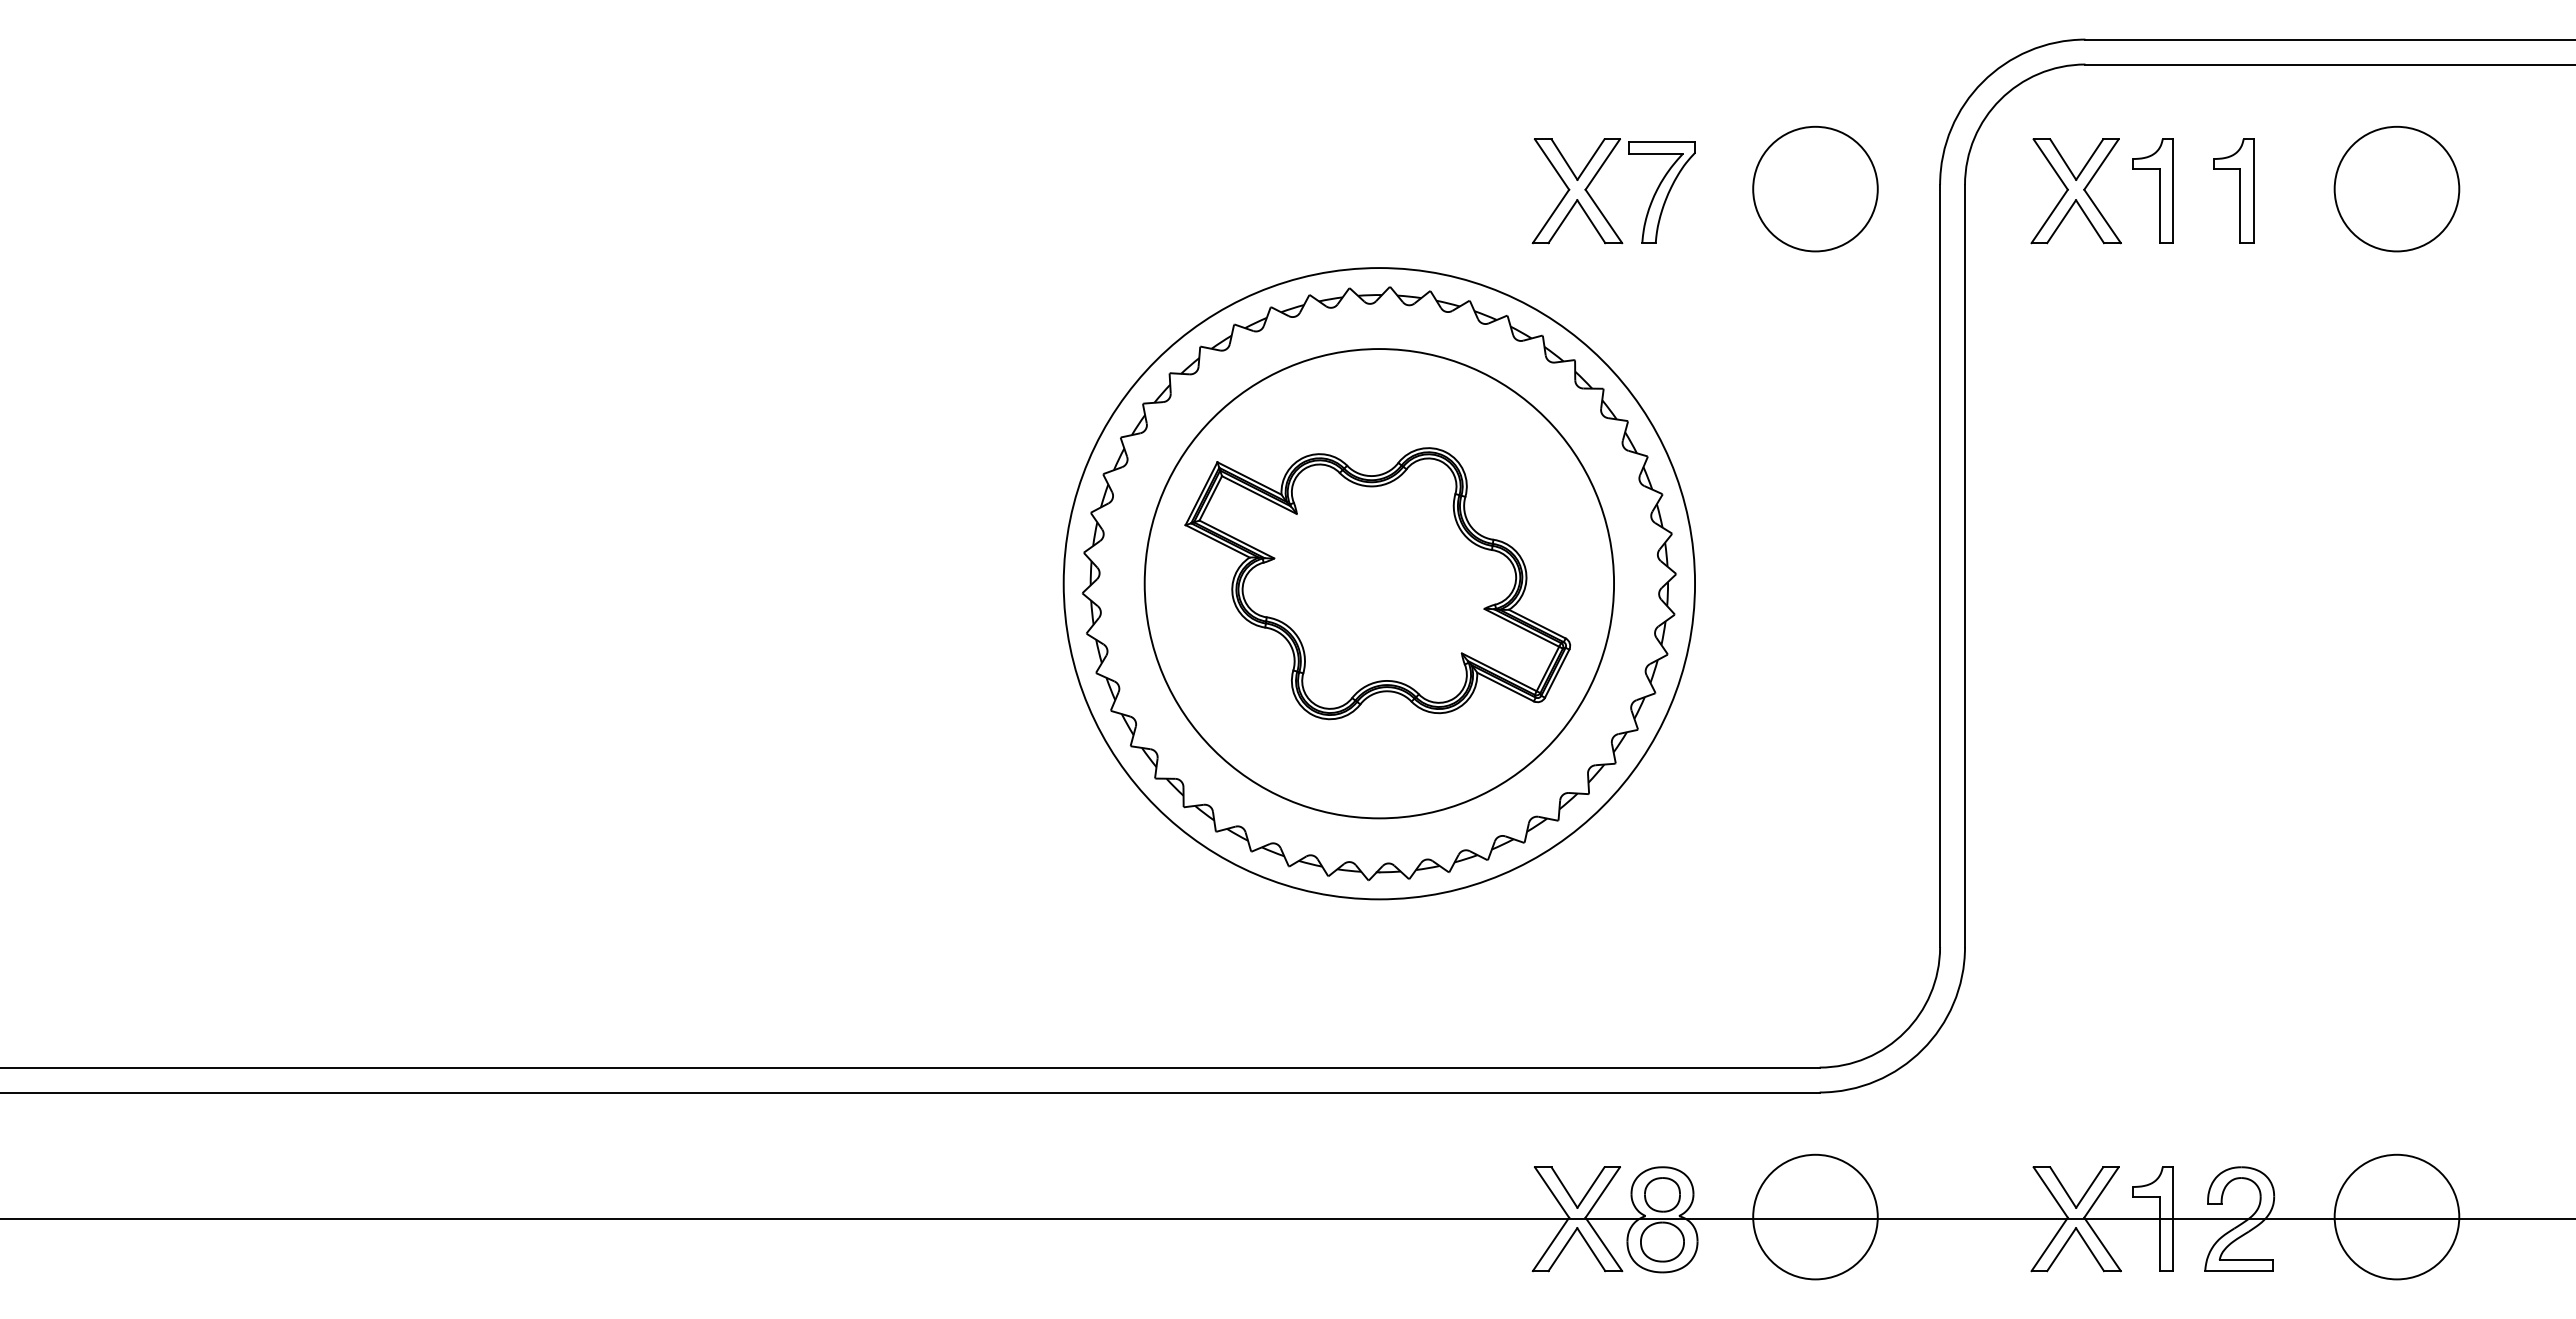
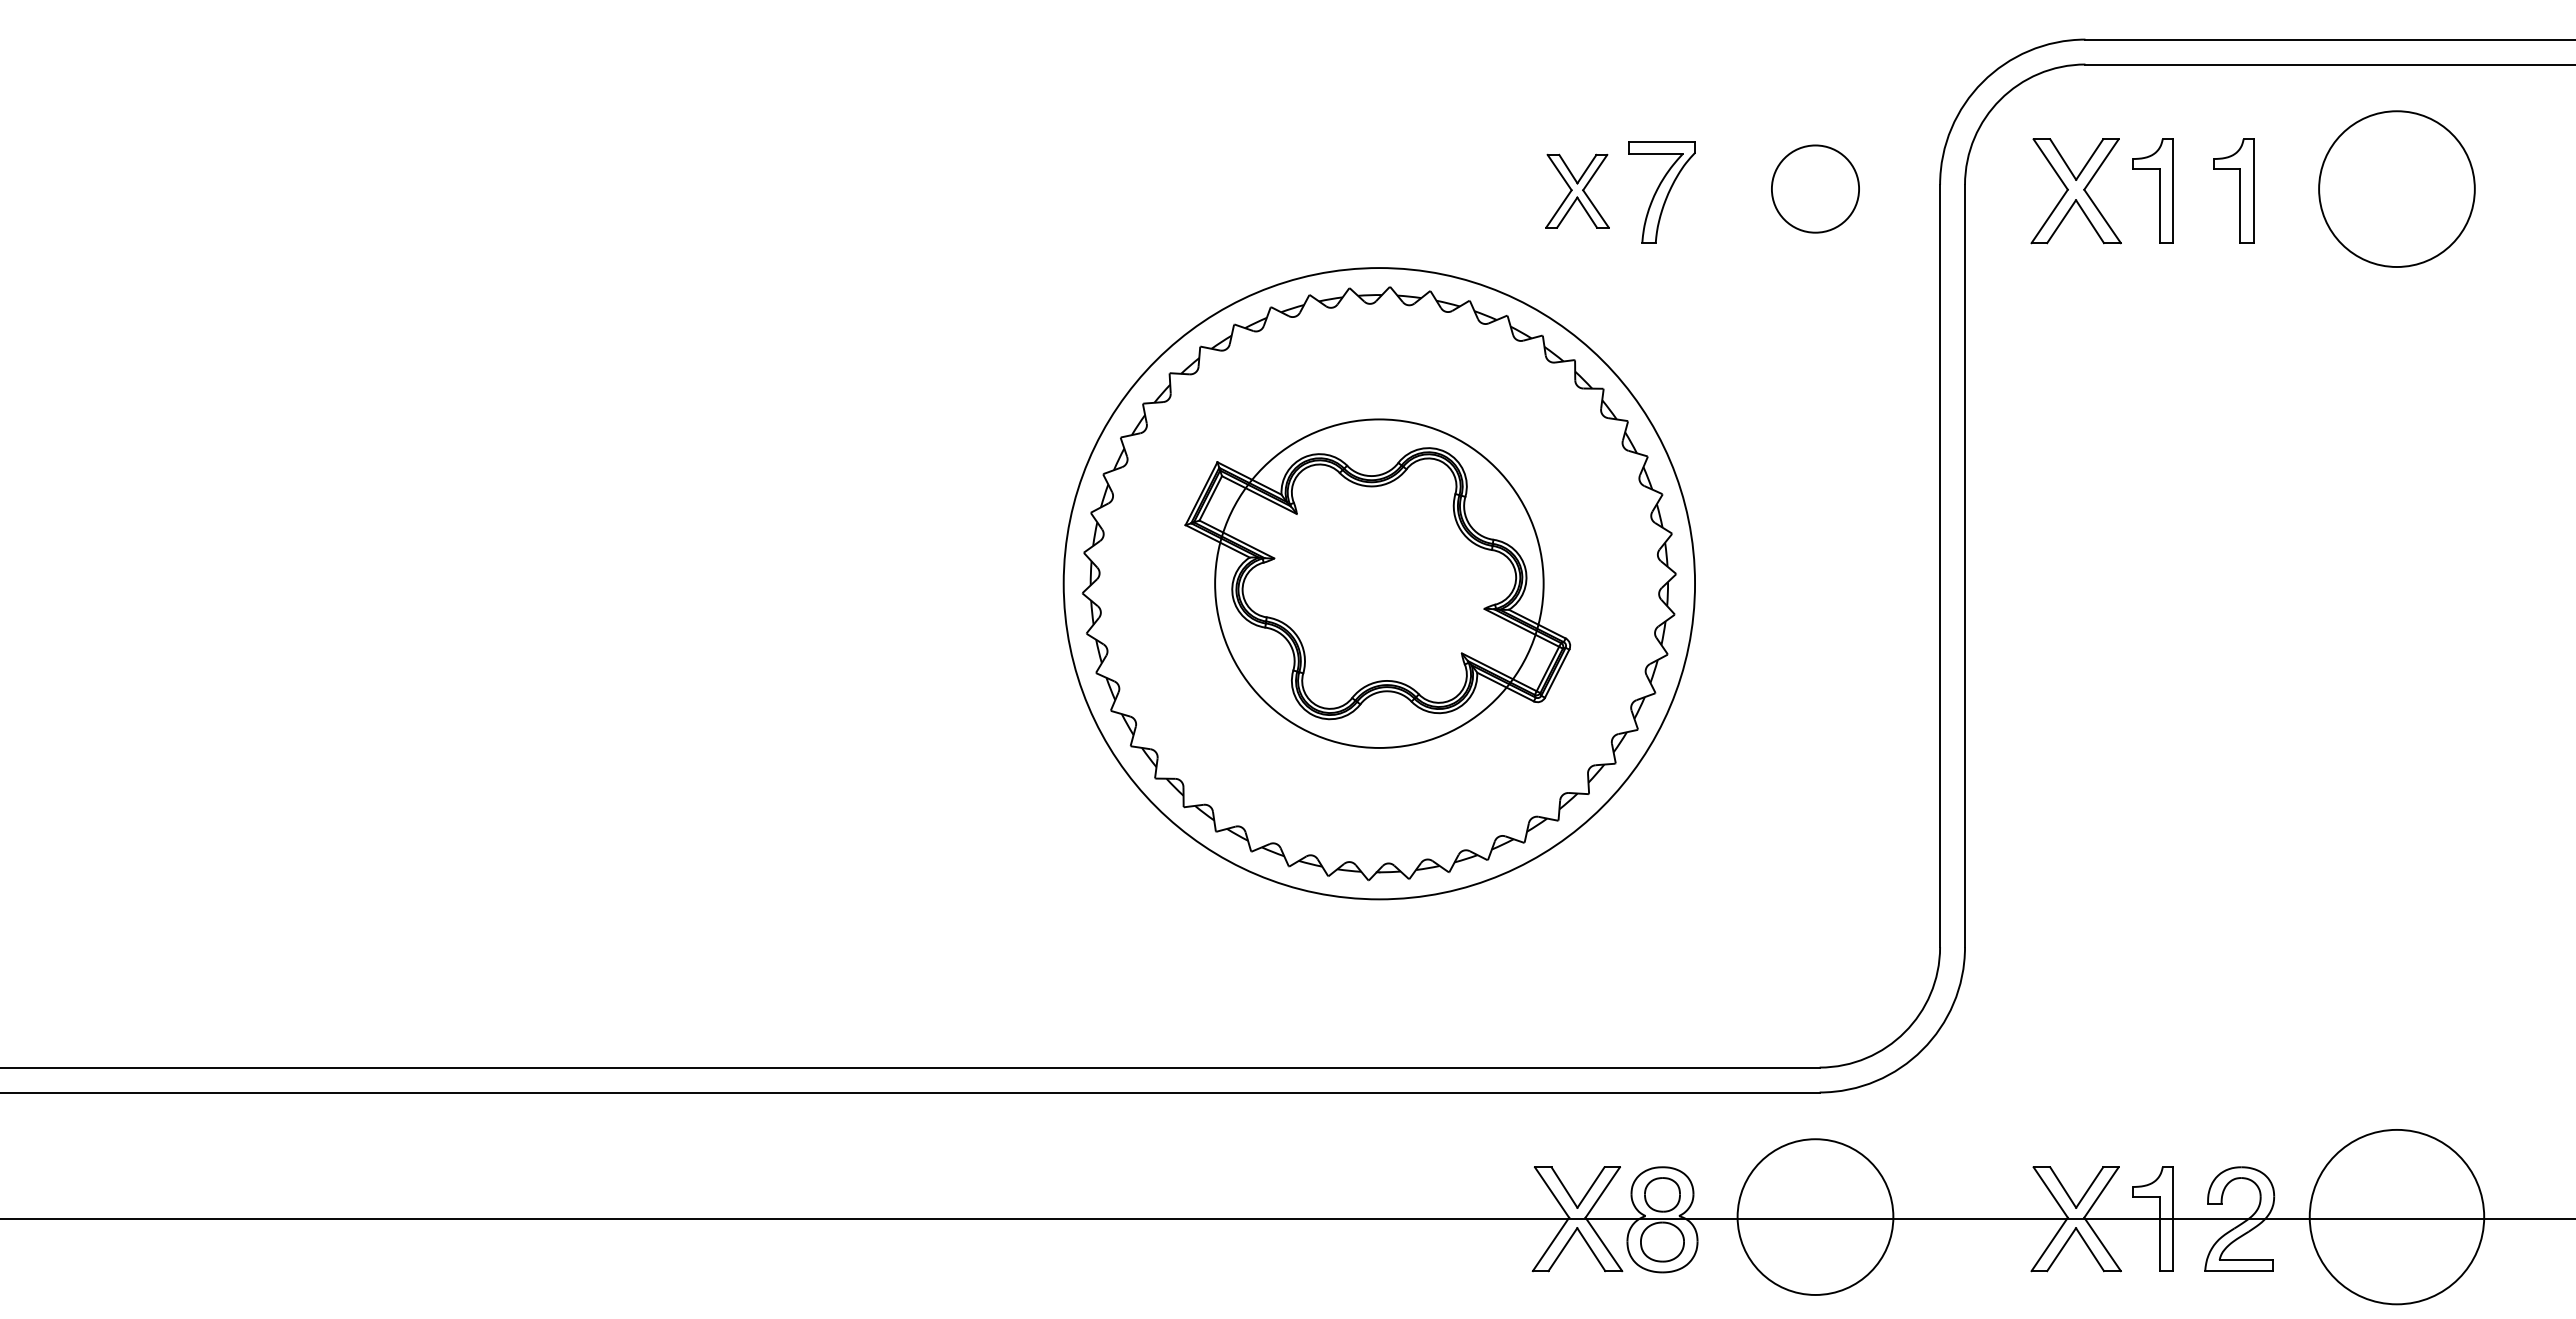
circle size: 127x128 px -> 89x90 px (1815, 188)
circle diameter: 125 px -> 156 px (2396, 189)
part size: 93x107 px -> 65x76 px (1577, 190)
circle diameter: 469 px -> 329 px (1379, 583)
circle diameter: 125 px -> 156 px (1815, 1216)
circle diameter: 125 px -> 174 px (2396, 1216)
